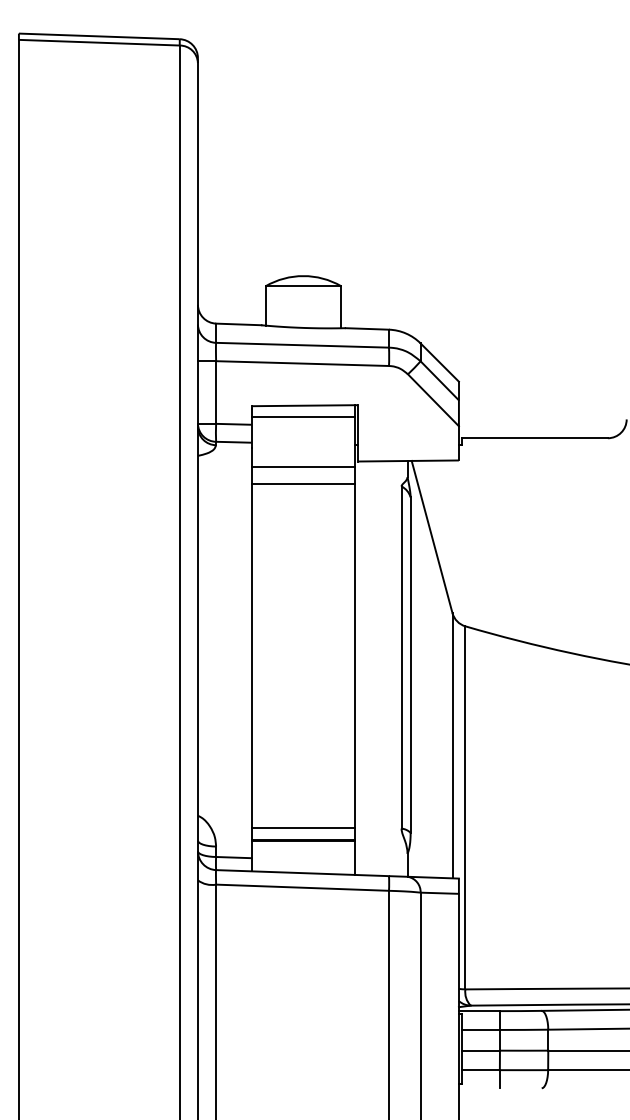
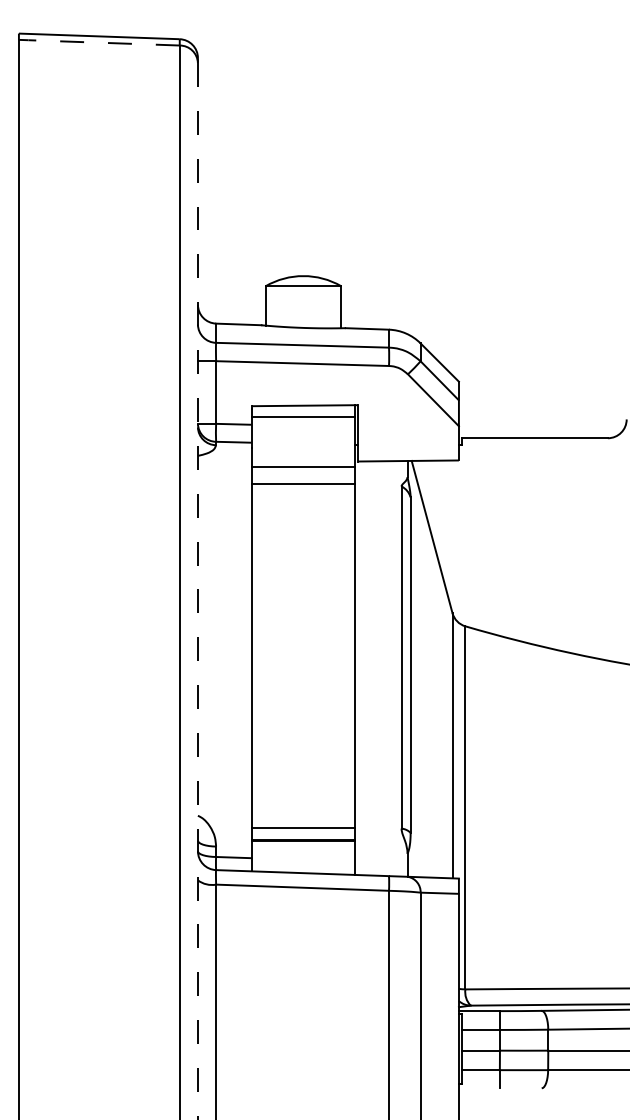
line: solid -> dashed (98, 42)
line: solid -> dashed (197, 591)
